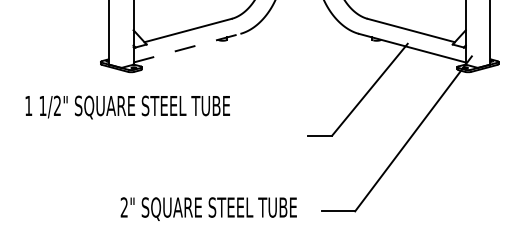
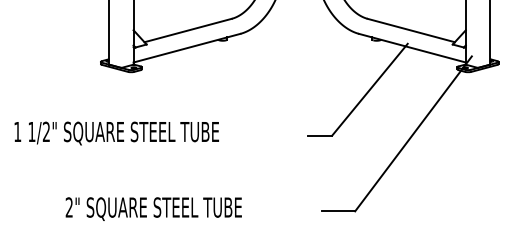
line: dashed -> solid (187, 48)
text position: (127, 107) -> (116, 133) (116, 133)
text position: (208, 208) -> (153, 208) (153, 208)
